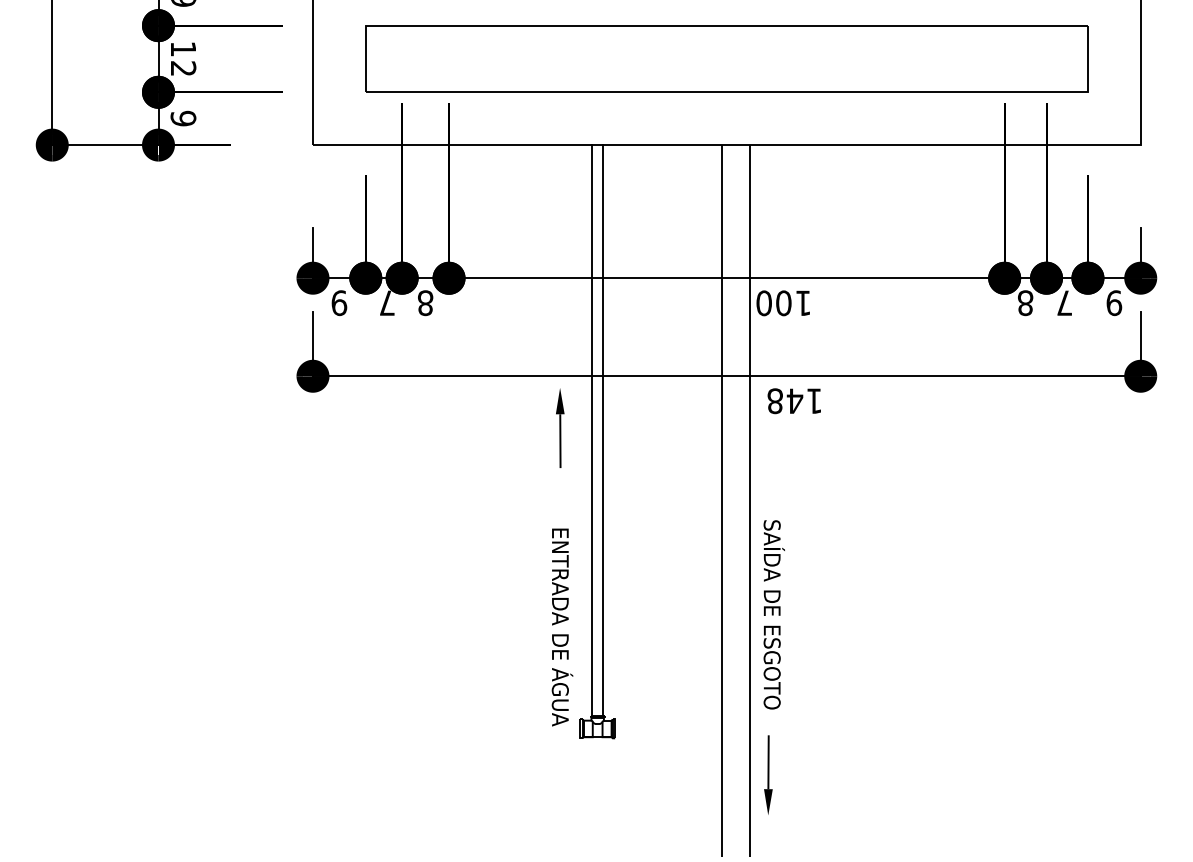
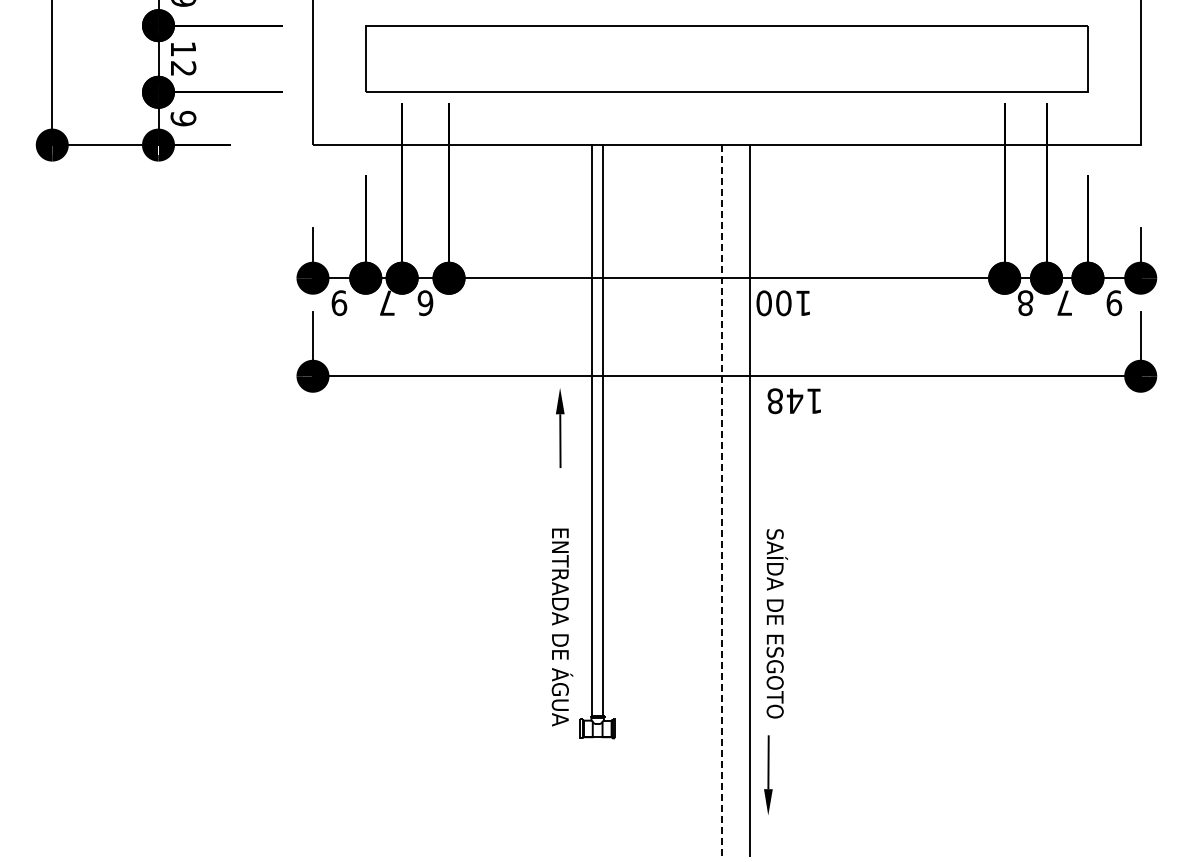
text: 8 -> 6 (425, 303)
line: solid -> dashed (721, 501)
text position: (773, 614) -> (776, 623) (776, 623)
